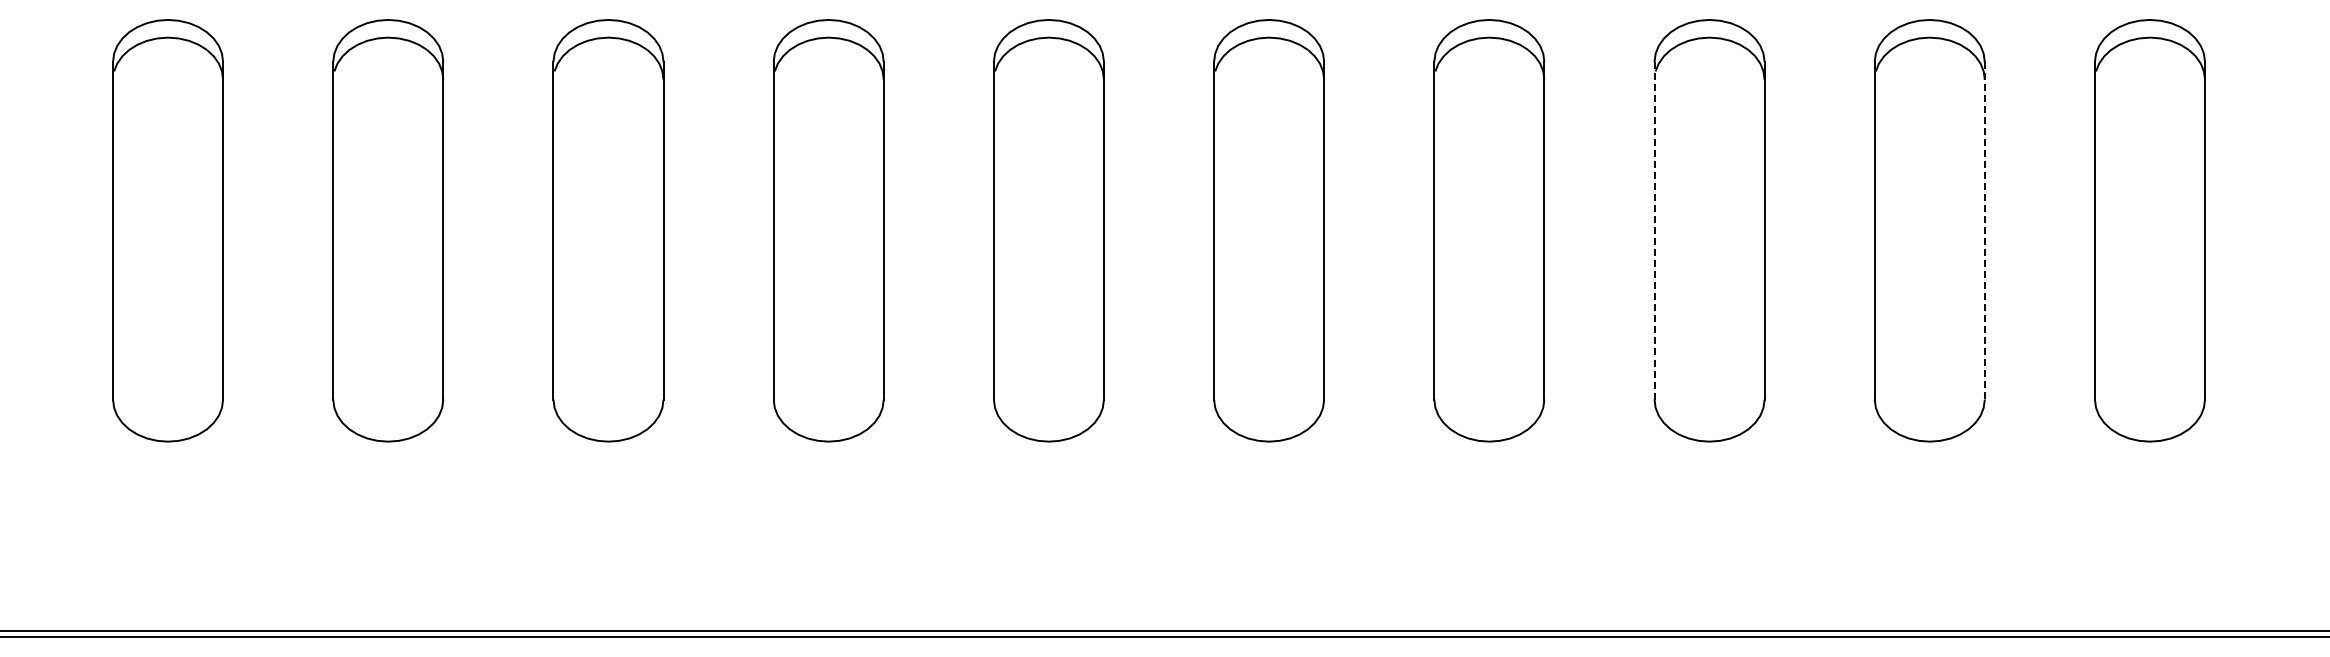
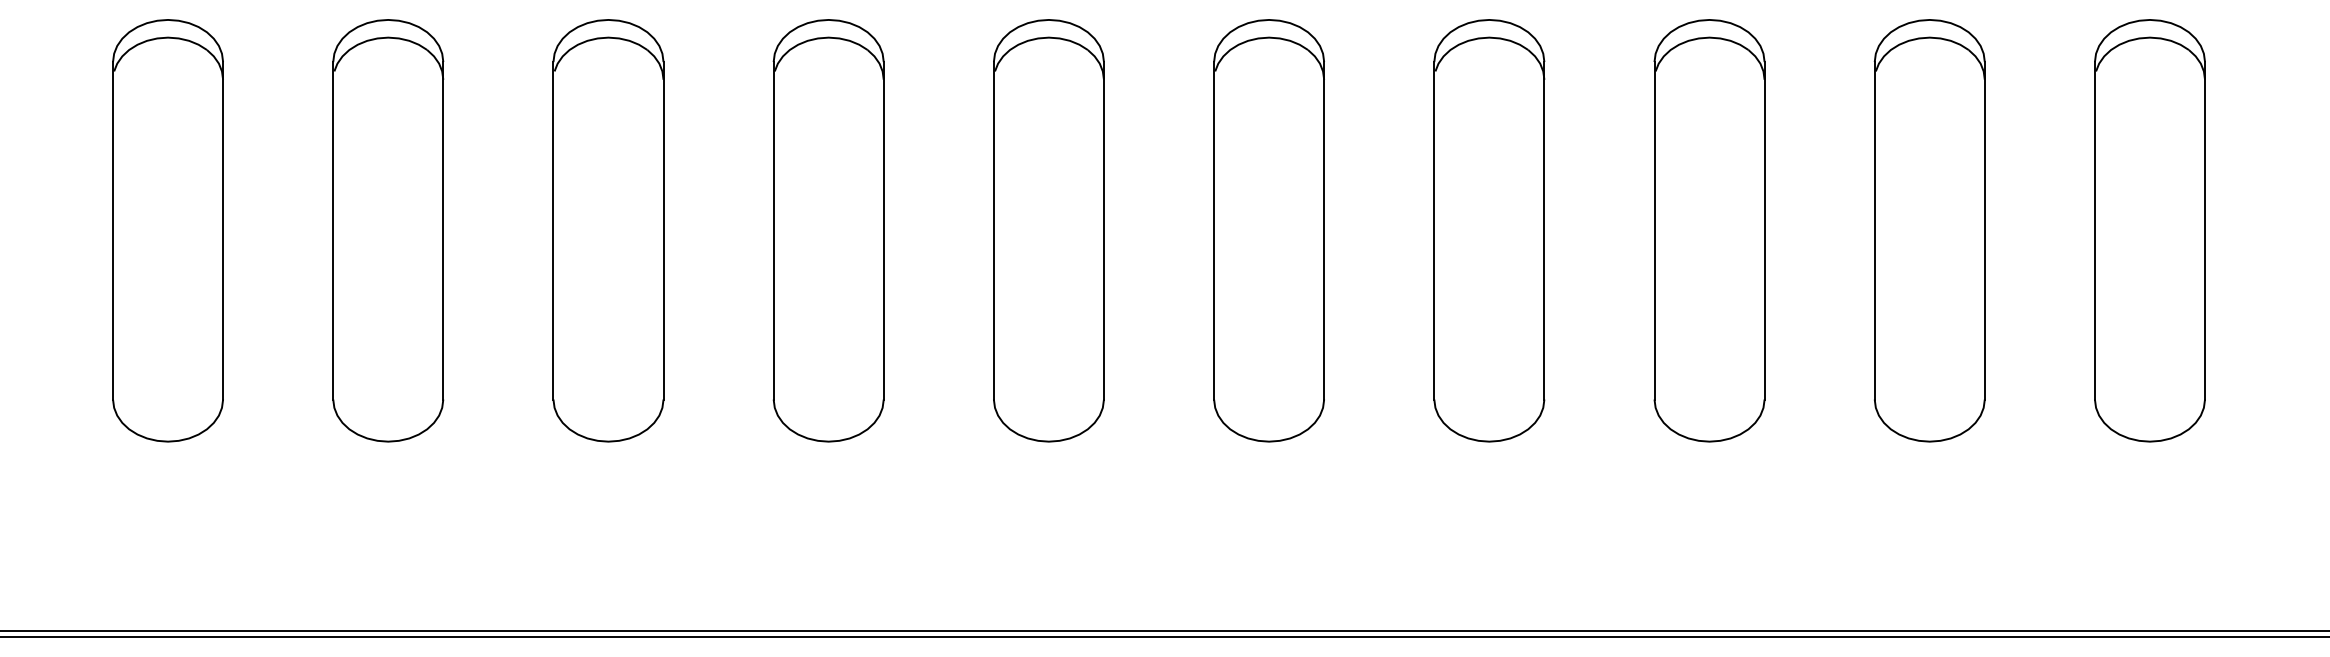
line: dashed -> solid (1654, 230)
line: dashed -> solid (1984, 230)
